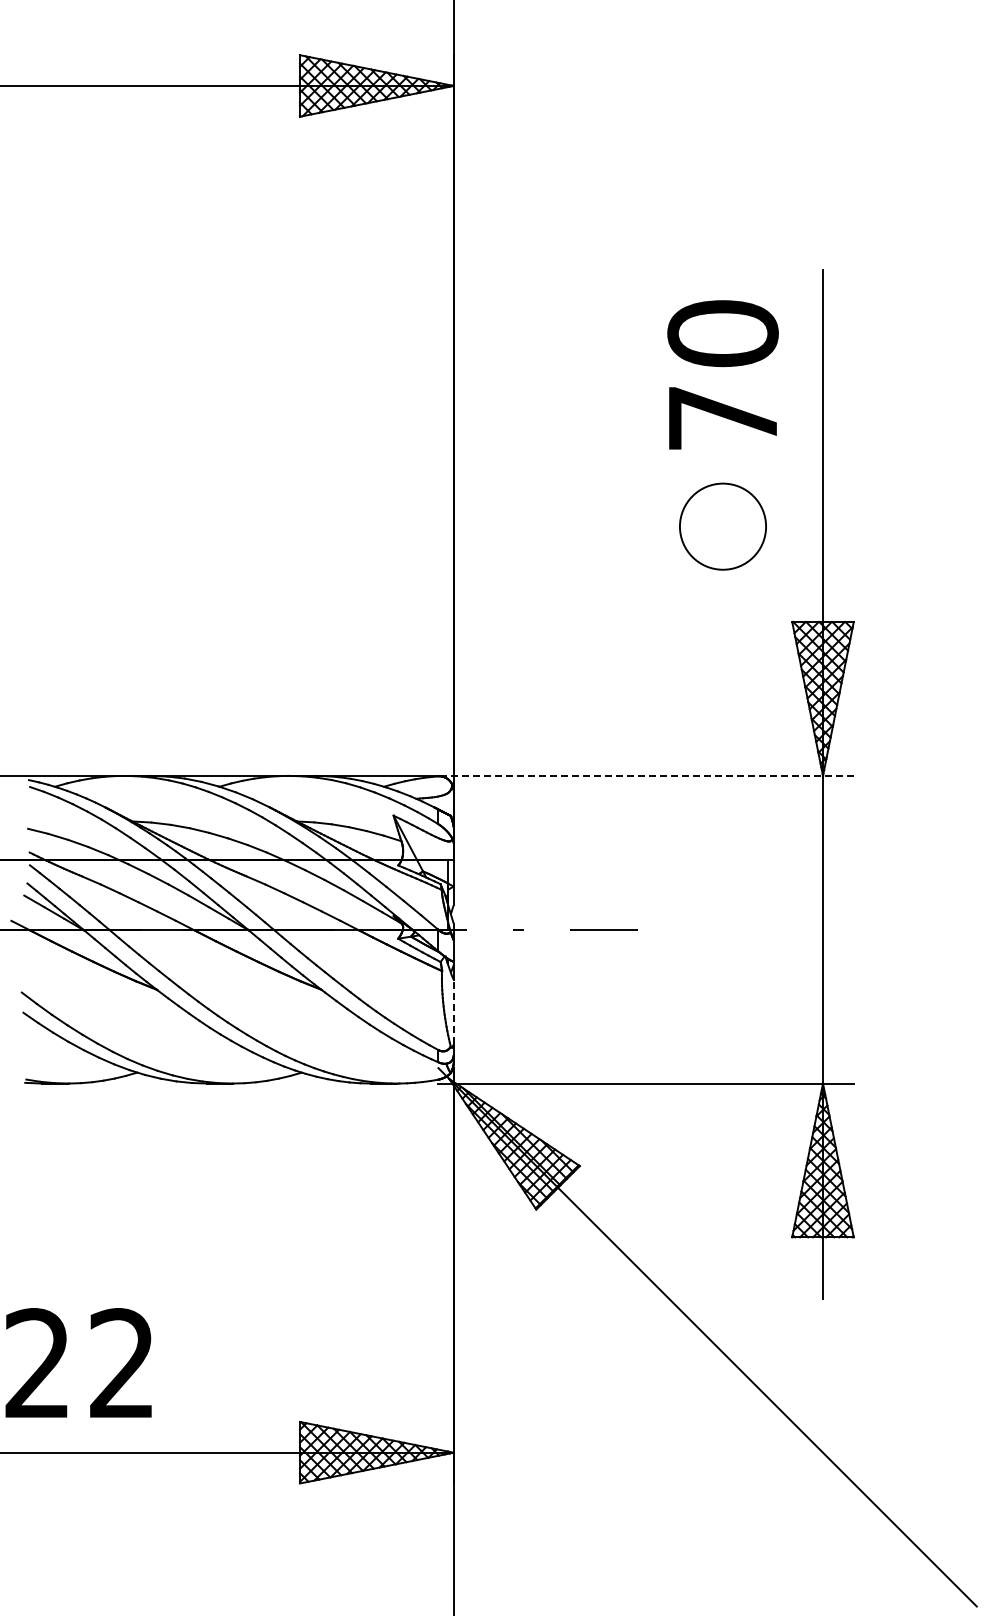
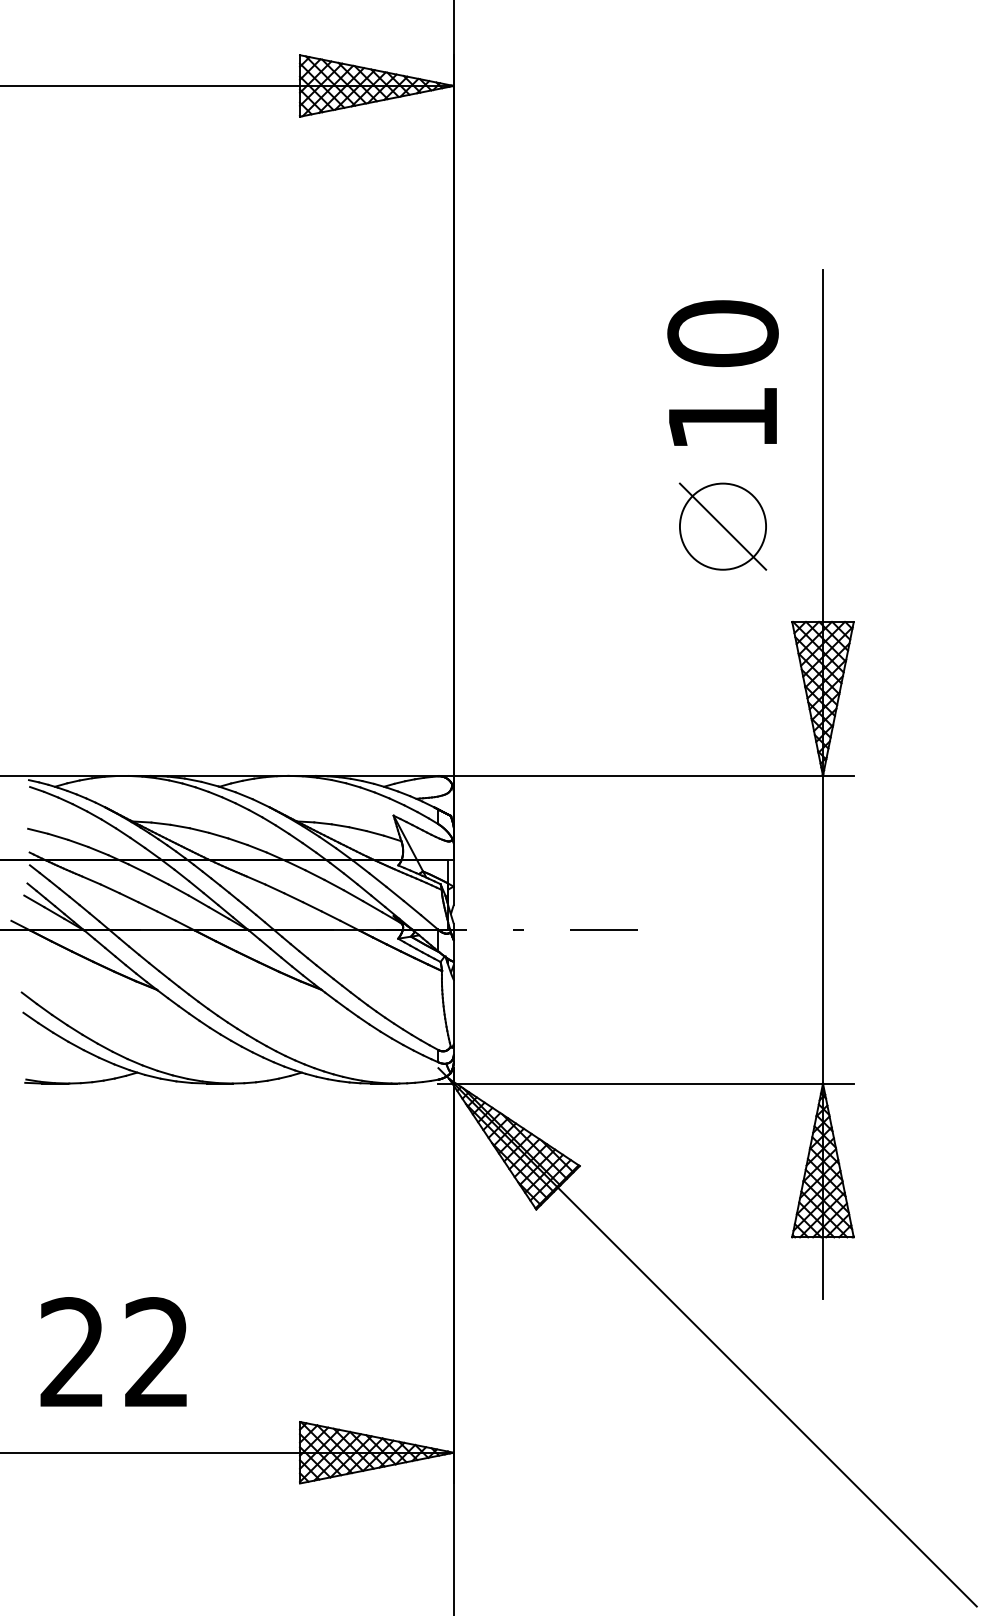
text: 70 -> 10 (722, 418)
line: none -> present (722, 526)
line: dashed -> solid (646, 775)
line: dashed -> solid (453, 1012)
text position: (78, 1362) -> (113, 1351) (113, 1351)
